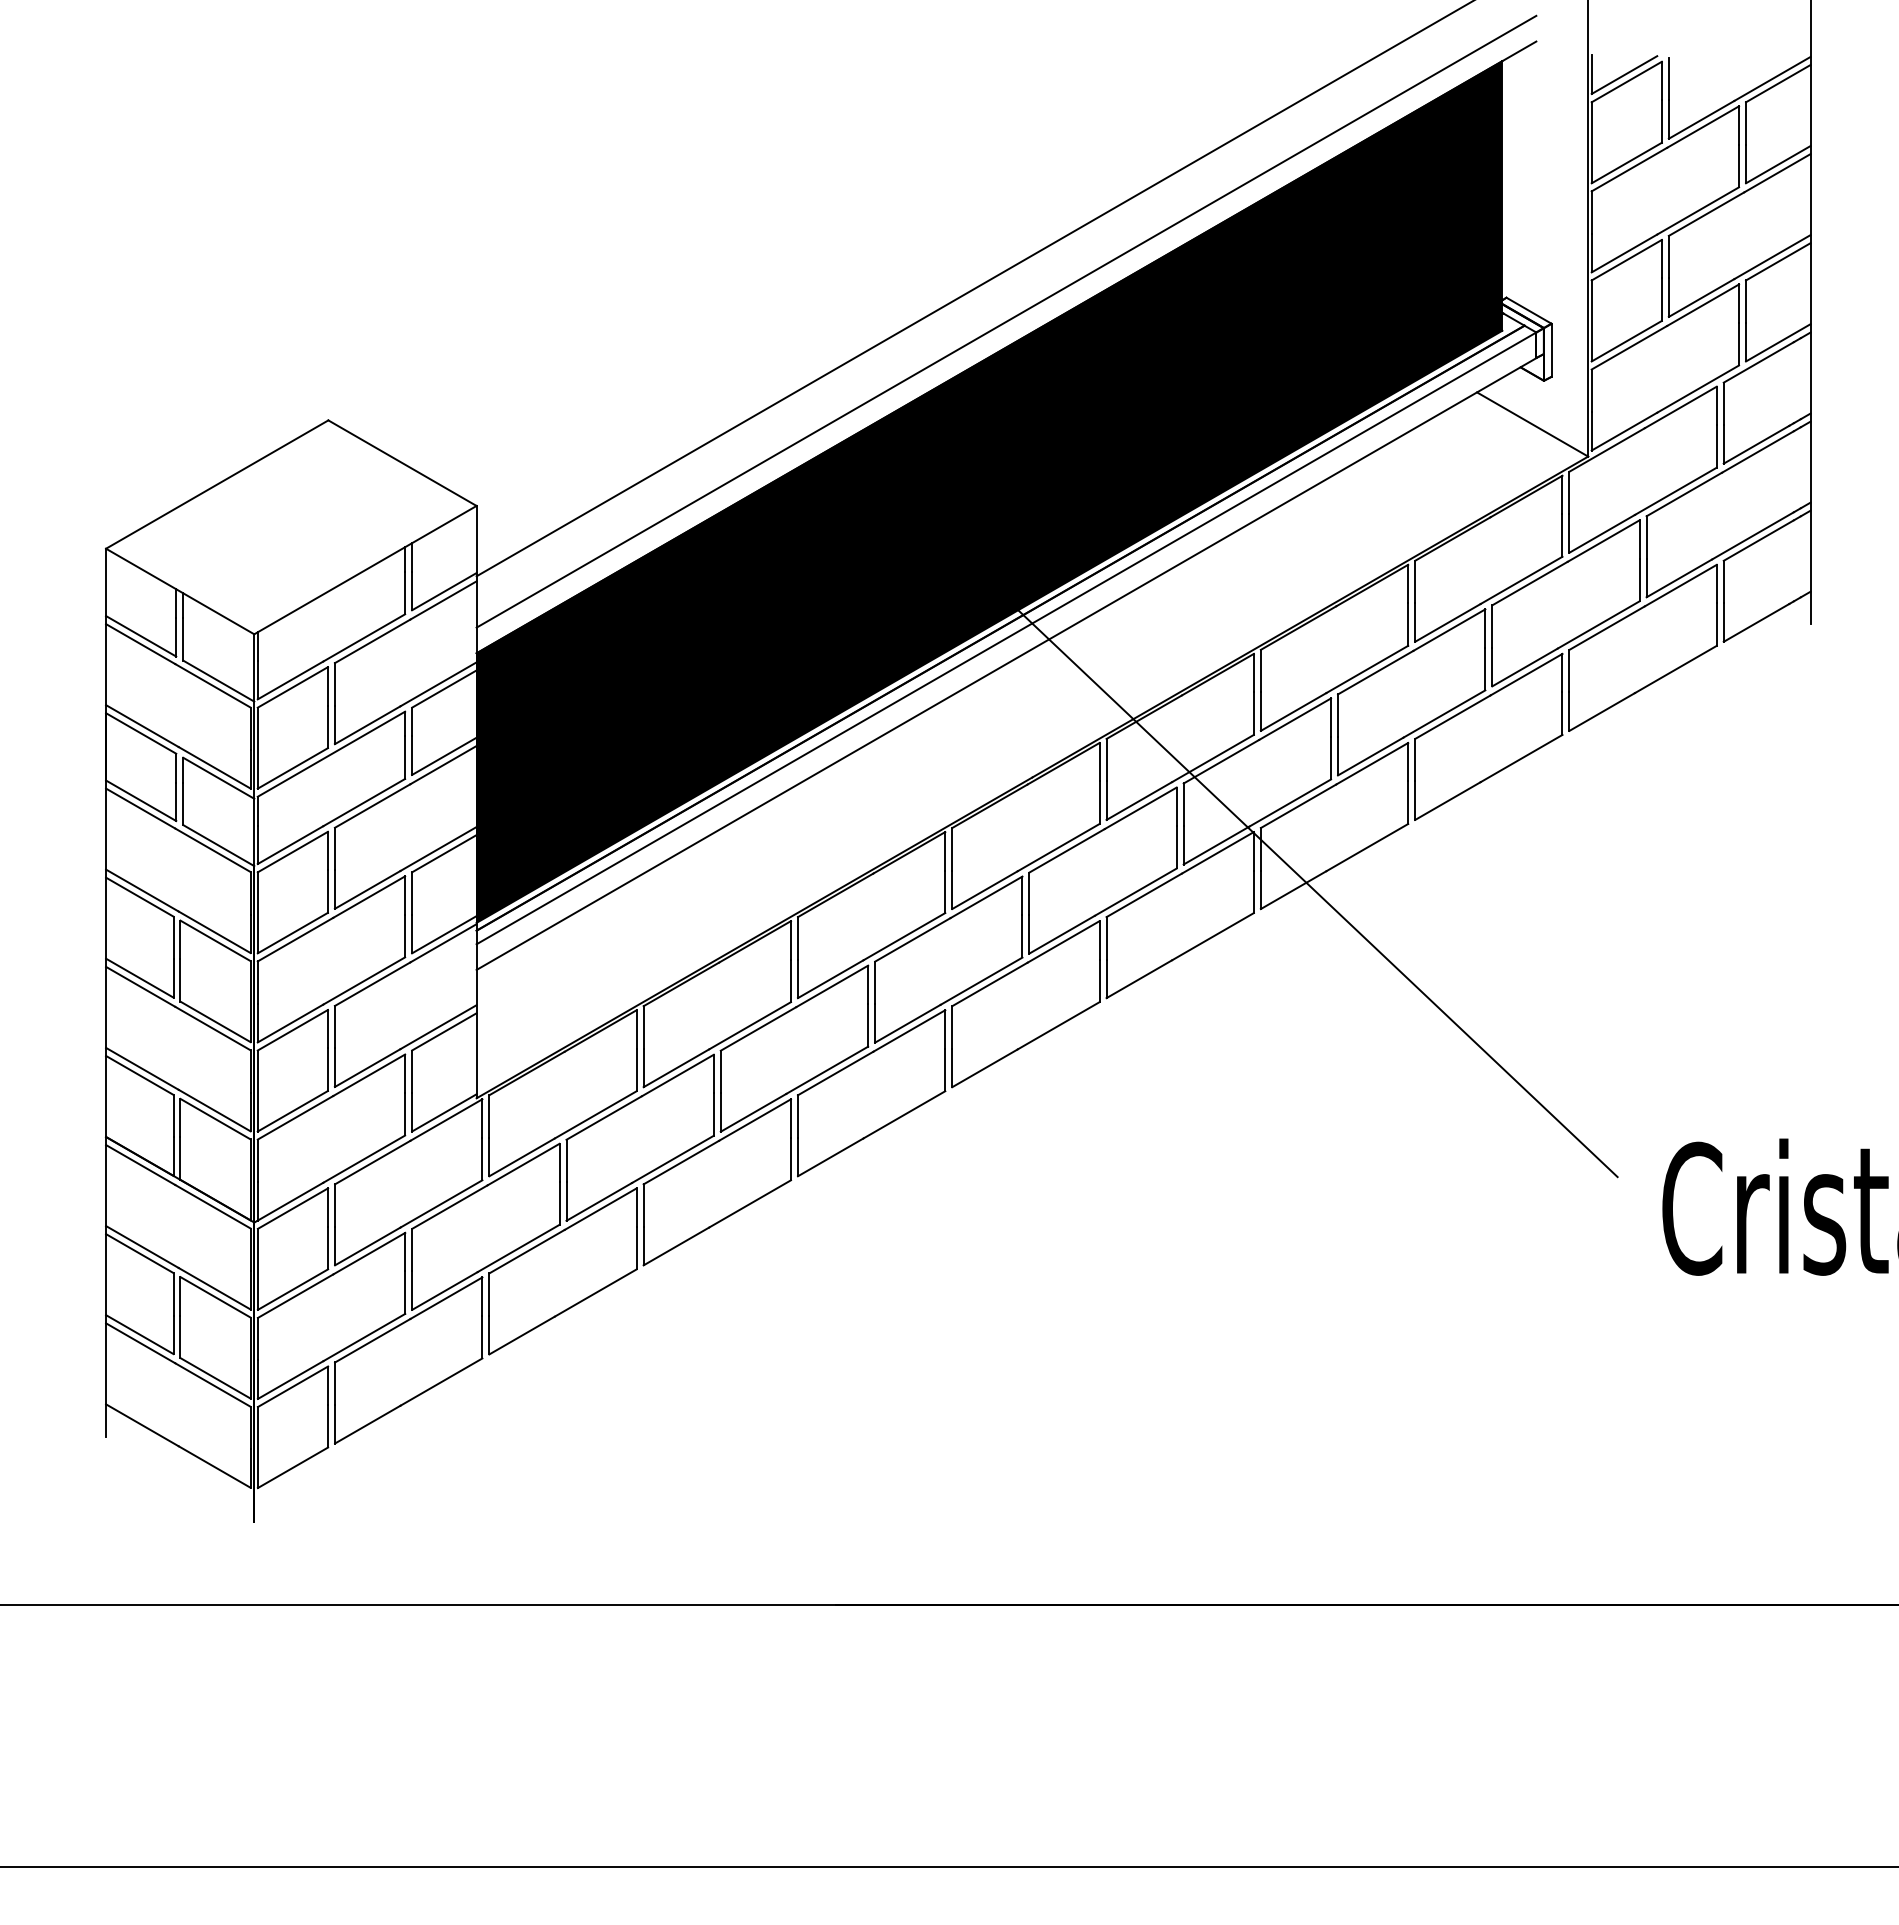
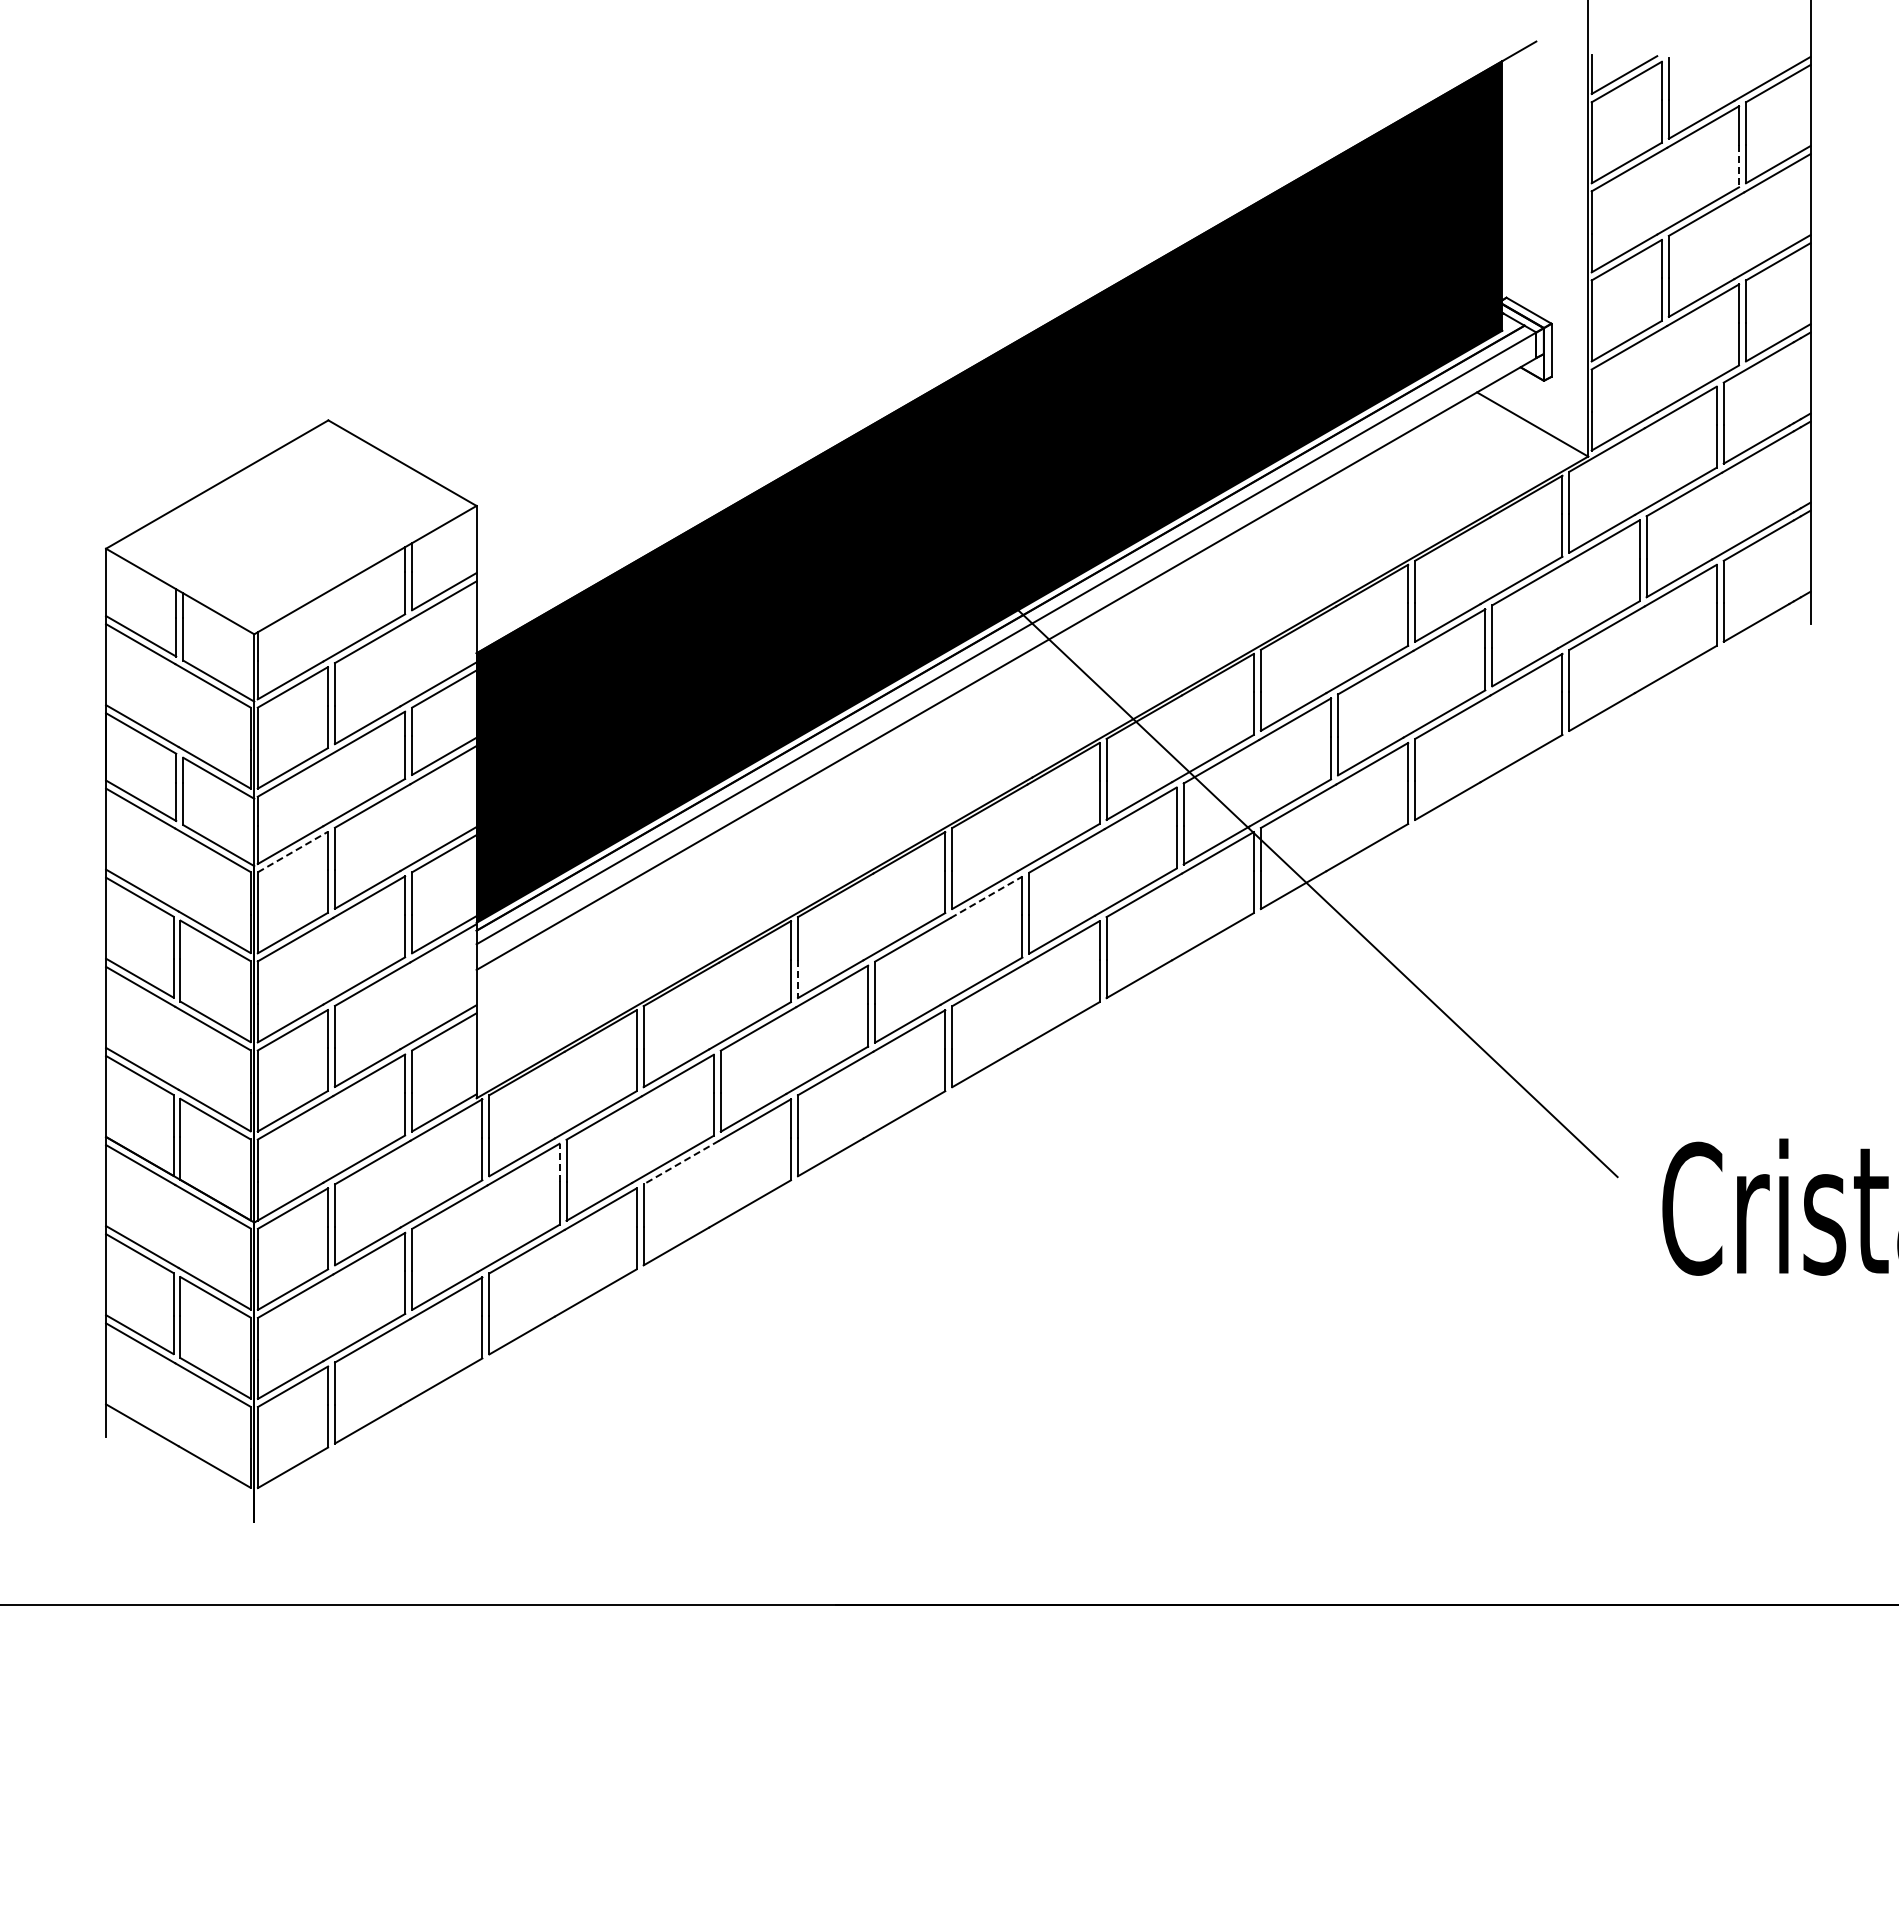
line: solid -> dashed (1739, 166)
line: present -> none (973, 289)
line: present -> none (1006, 321)
line: solid -> dashed (292, 852)
line: solid -> dashed (986, 897)
line: solid -> dashed (797, 979)
line: solid -> dashed (559, 1162)
line: solid -> dashed (681, 1162)
line: present -> none (948, 1867)
